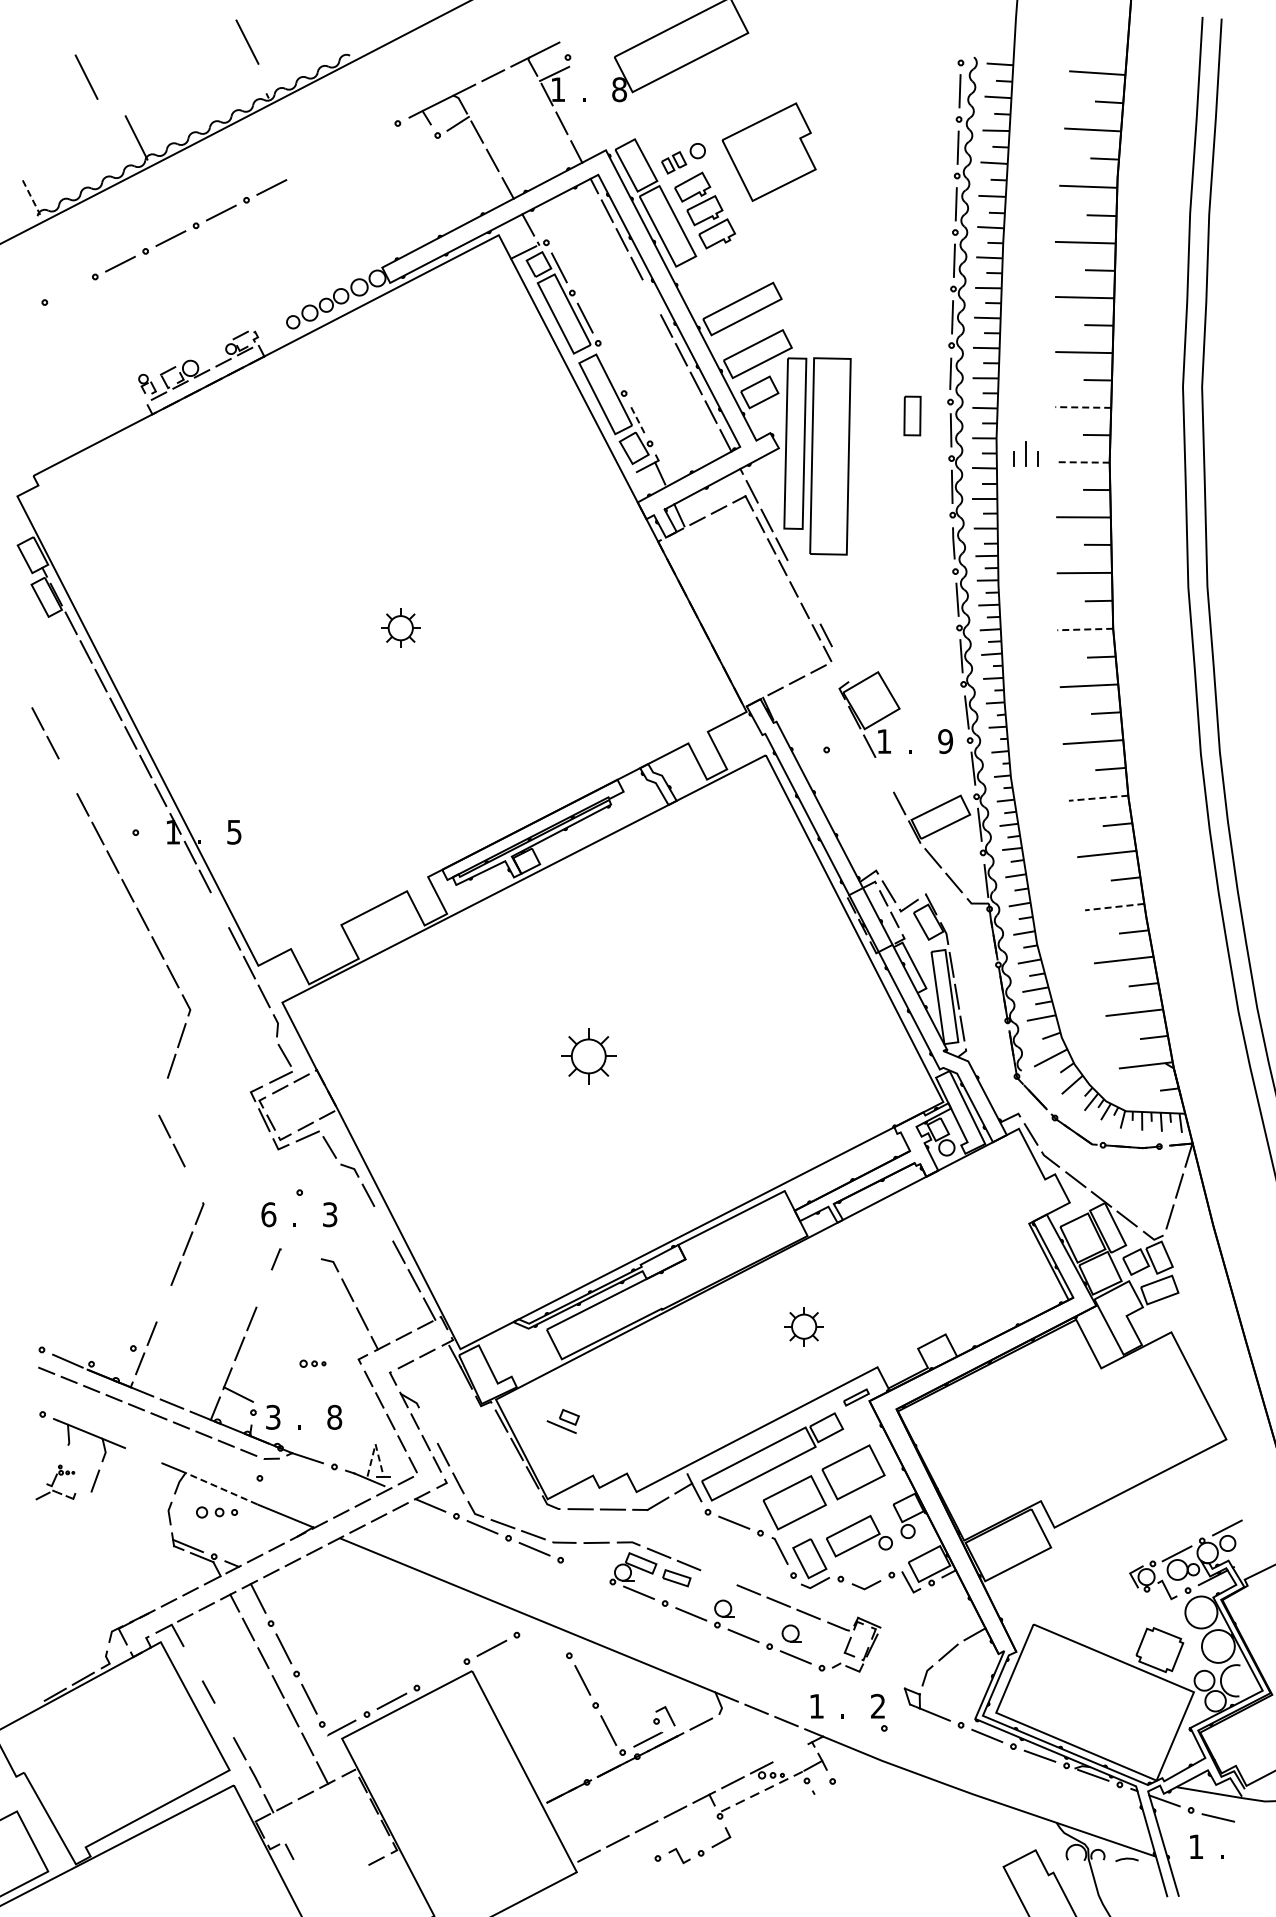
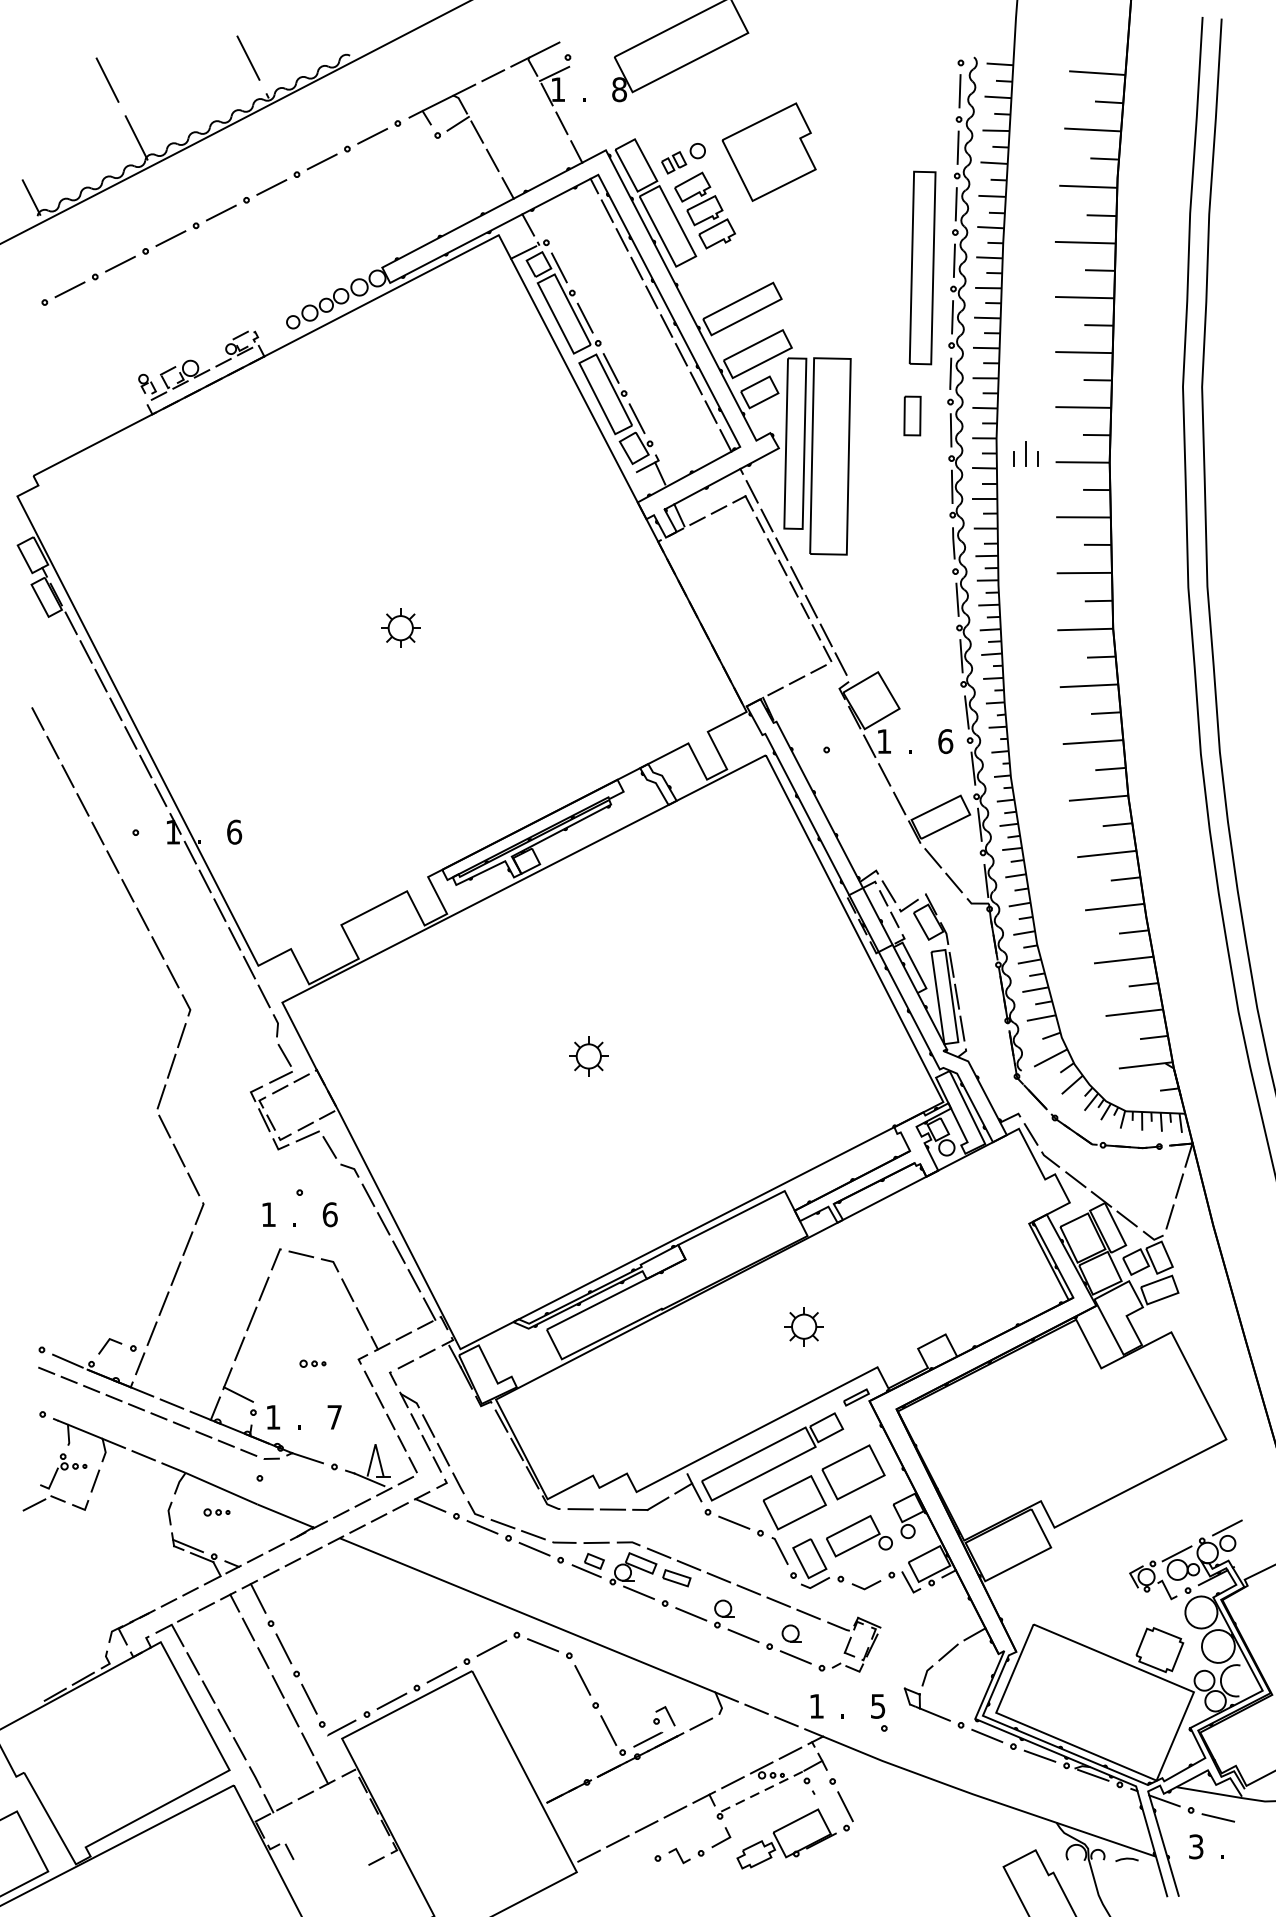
line position: (247, 41) -> (248, 57) (248, 57)
line position: (86, 76) -> (107, 79) (107, 79)
part: none -> present (340, 152)
line: dashed -> solid (31, 198)
part: none -> present (922, 267)
line: none -> present (69, 289)
line: none -> present (651, 297)
line: none -> present (610, 368)
line: dashed -> solid (1083, 407)
line: dashed -> solid (636, 418)
line: dashed -> solid (1082, 462)
line: none -> present (796, 577)
line: none -> present (811, 606)
line: dashed -> solid (1085, 629)
line: none -> present (840, 663)
text: 9 -> 6 (945, 741)
line: none -> present (884, 774)
line: none -> present (67, 775)
line: dashed -> solid (1098, 798)
text: 5 -> 6 (234, 831)
line: dashed -> solid (1114, 907)
line: none -> present (219, 909)
part size: 56x57 px -> 40x41 px (588, 1056)
line: none -> present (161, 1096)
line: none -> present (193, 1184)
text: 6 -> 1 (268, 1214)
text: 3 -> 6 (329, 1214)
line: none -> present (383, 1223)
line: none -> present (301, 1254)
line: none -> present (263, 1288)
line: none -> present (163, 1303)
line: none -> present (106, 1345)
text: 3 -> 1 (273, 1416)
text: 8 -> 7 (334, 1416)
part position: (562, 1421) -> (587, 1565) (587, 1565)
line: none -> present (428, 1425)
line: dashed -> solid (375, 1444)
line: none -> present (143, 1455)
part size: 42x37 px -> 68x59 px (55, 1482)
line: dashed -> solid (221, 1488)
part size: 43x13 px -> 28x9 px (216, 1512)
line: none -> present (718, 1577)
line: none -> present (543, 1645)
line: none -> present (193, 1663)
line: none -> present (441, 1674)
text: 2 -> 5 (878, 1705)
line: none -> present (224, 1720)
line: none -> present (790, 1752)
part: none -> present (794, 1830)
text: 1 -> 3 (1196, 1846)
